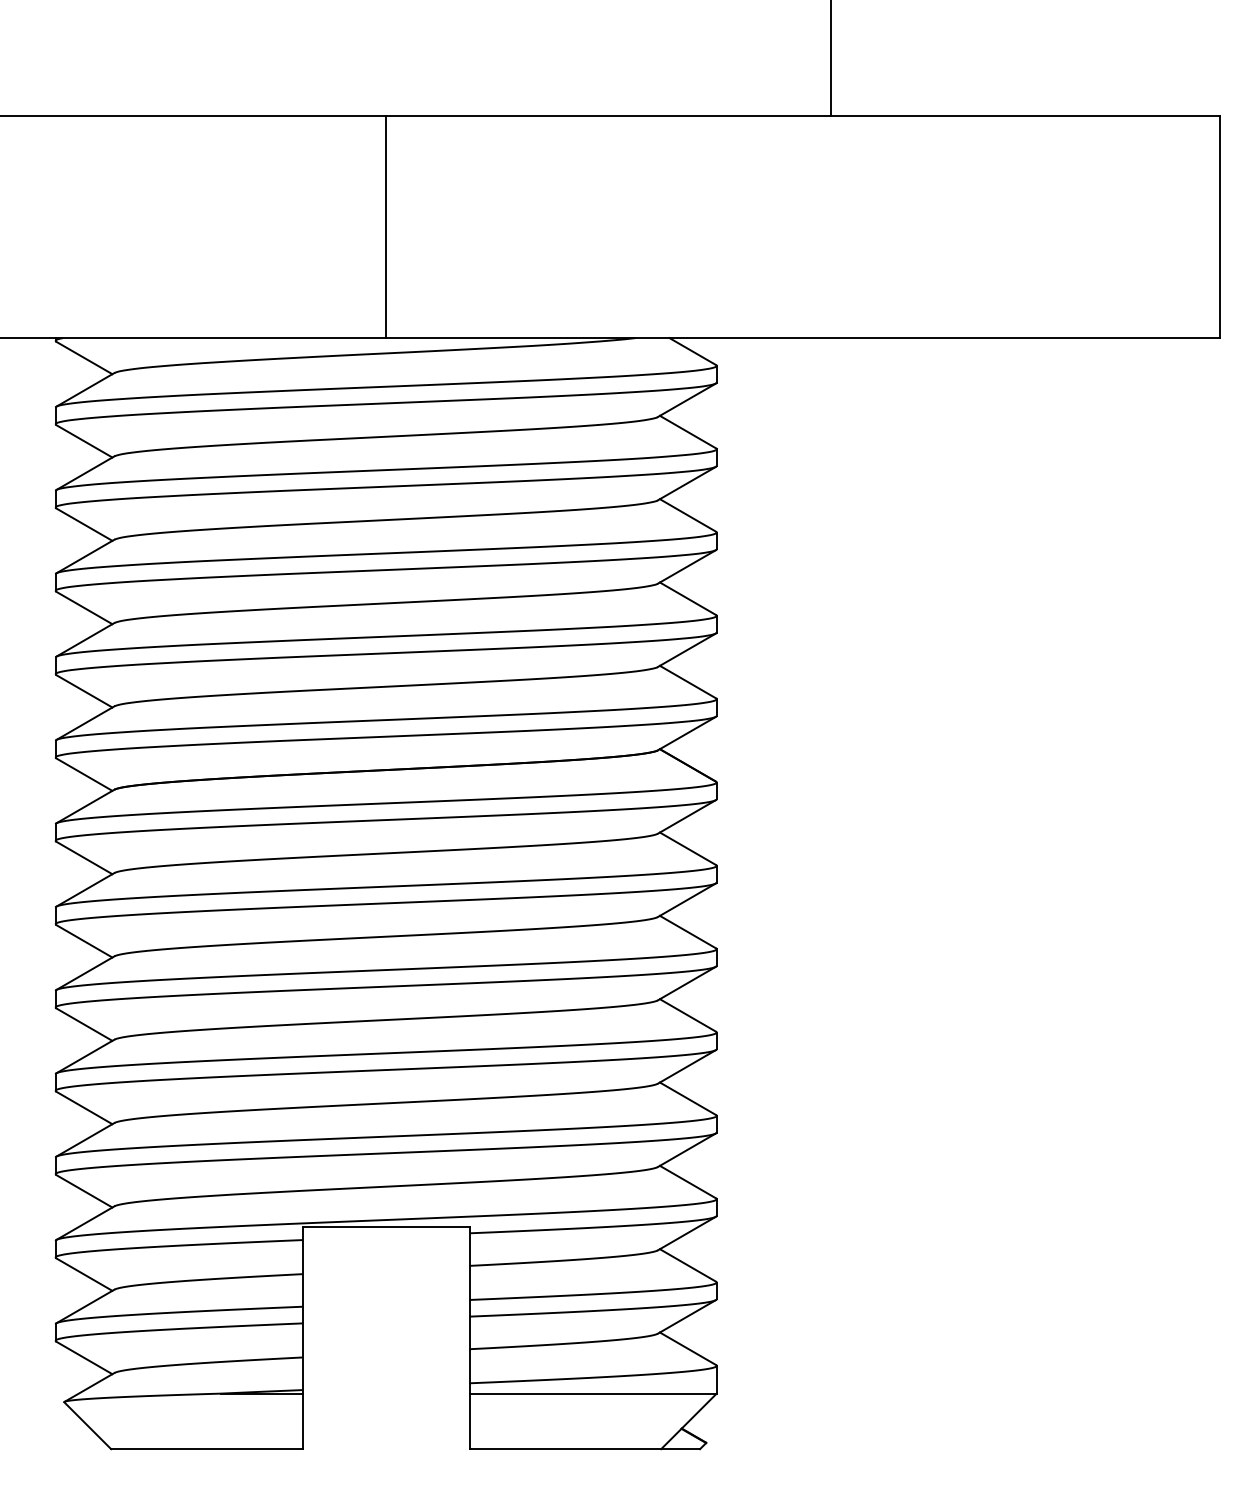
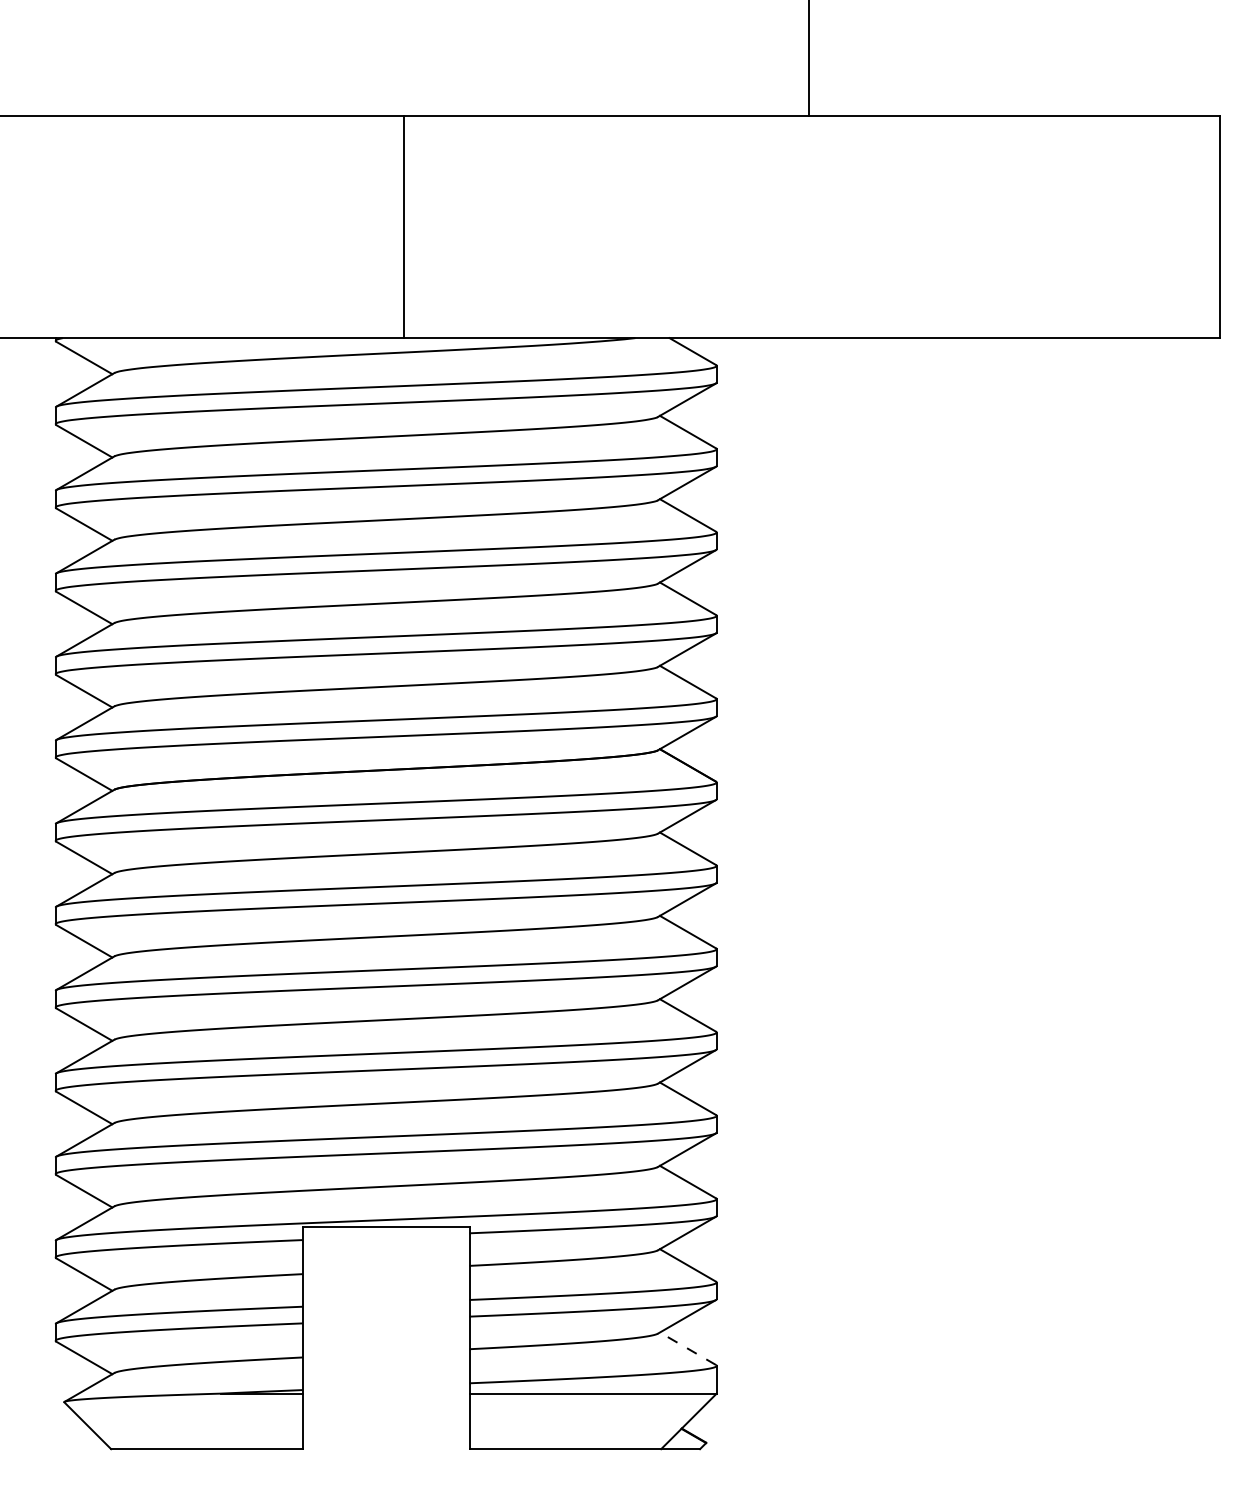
line position: (830, 58) -> (808, 58) (808, 58)
line position: (386, 226) -> (404, 226) (404, 226)
line: solid -> dashed (687, 1348)
